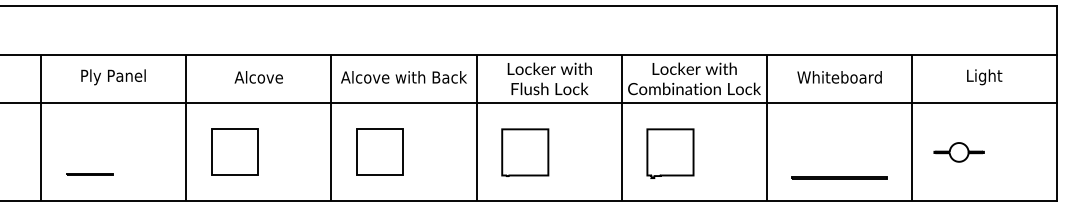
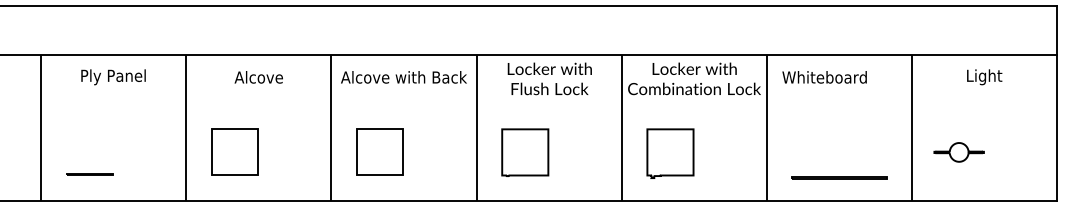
text position: (839, 77) -> (824, 77) (824, 77)
line: present -> none (529, 103)
